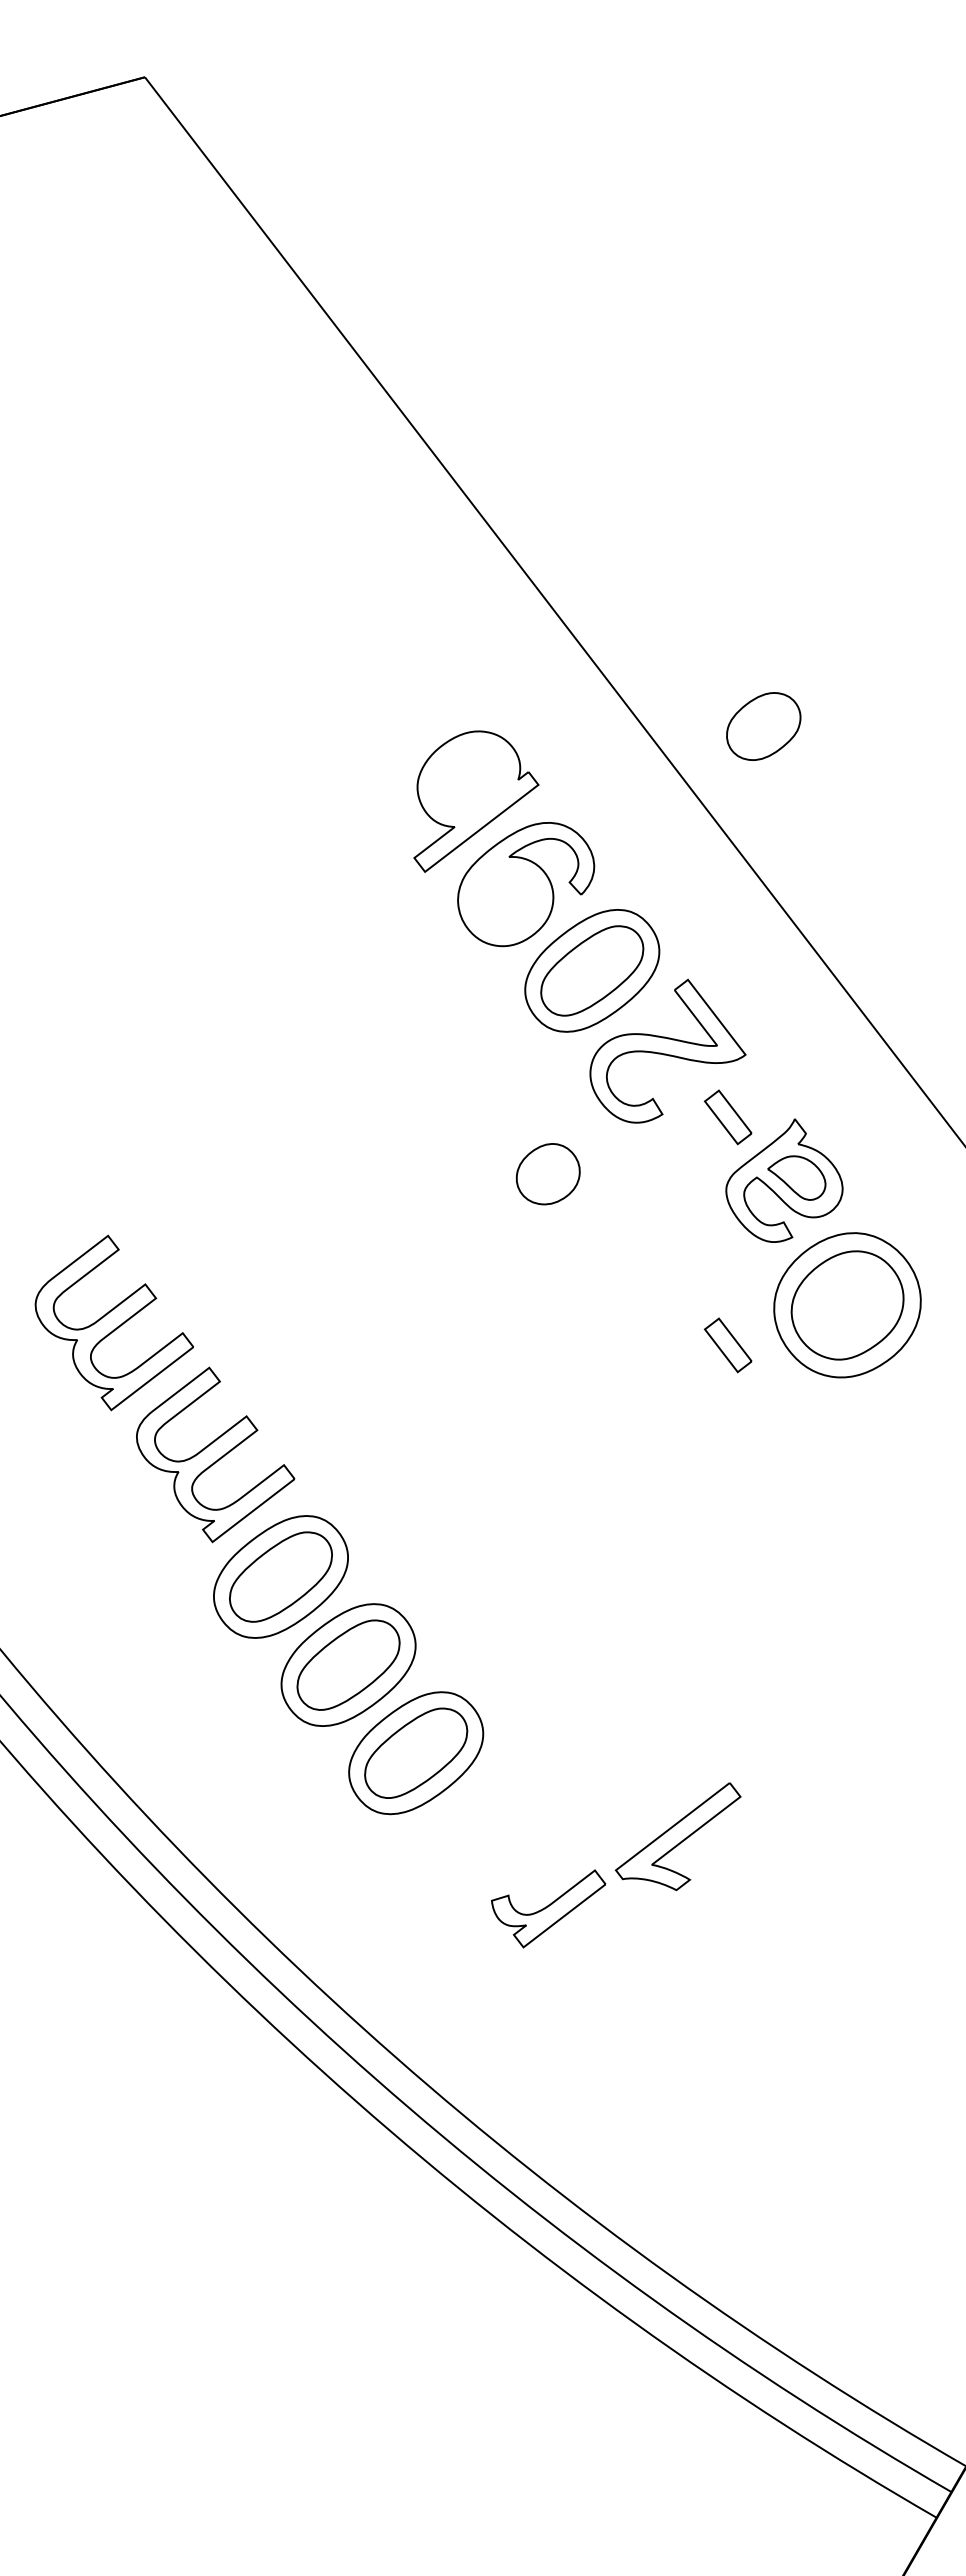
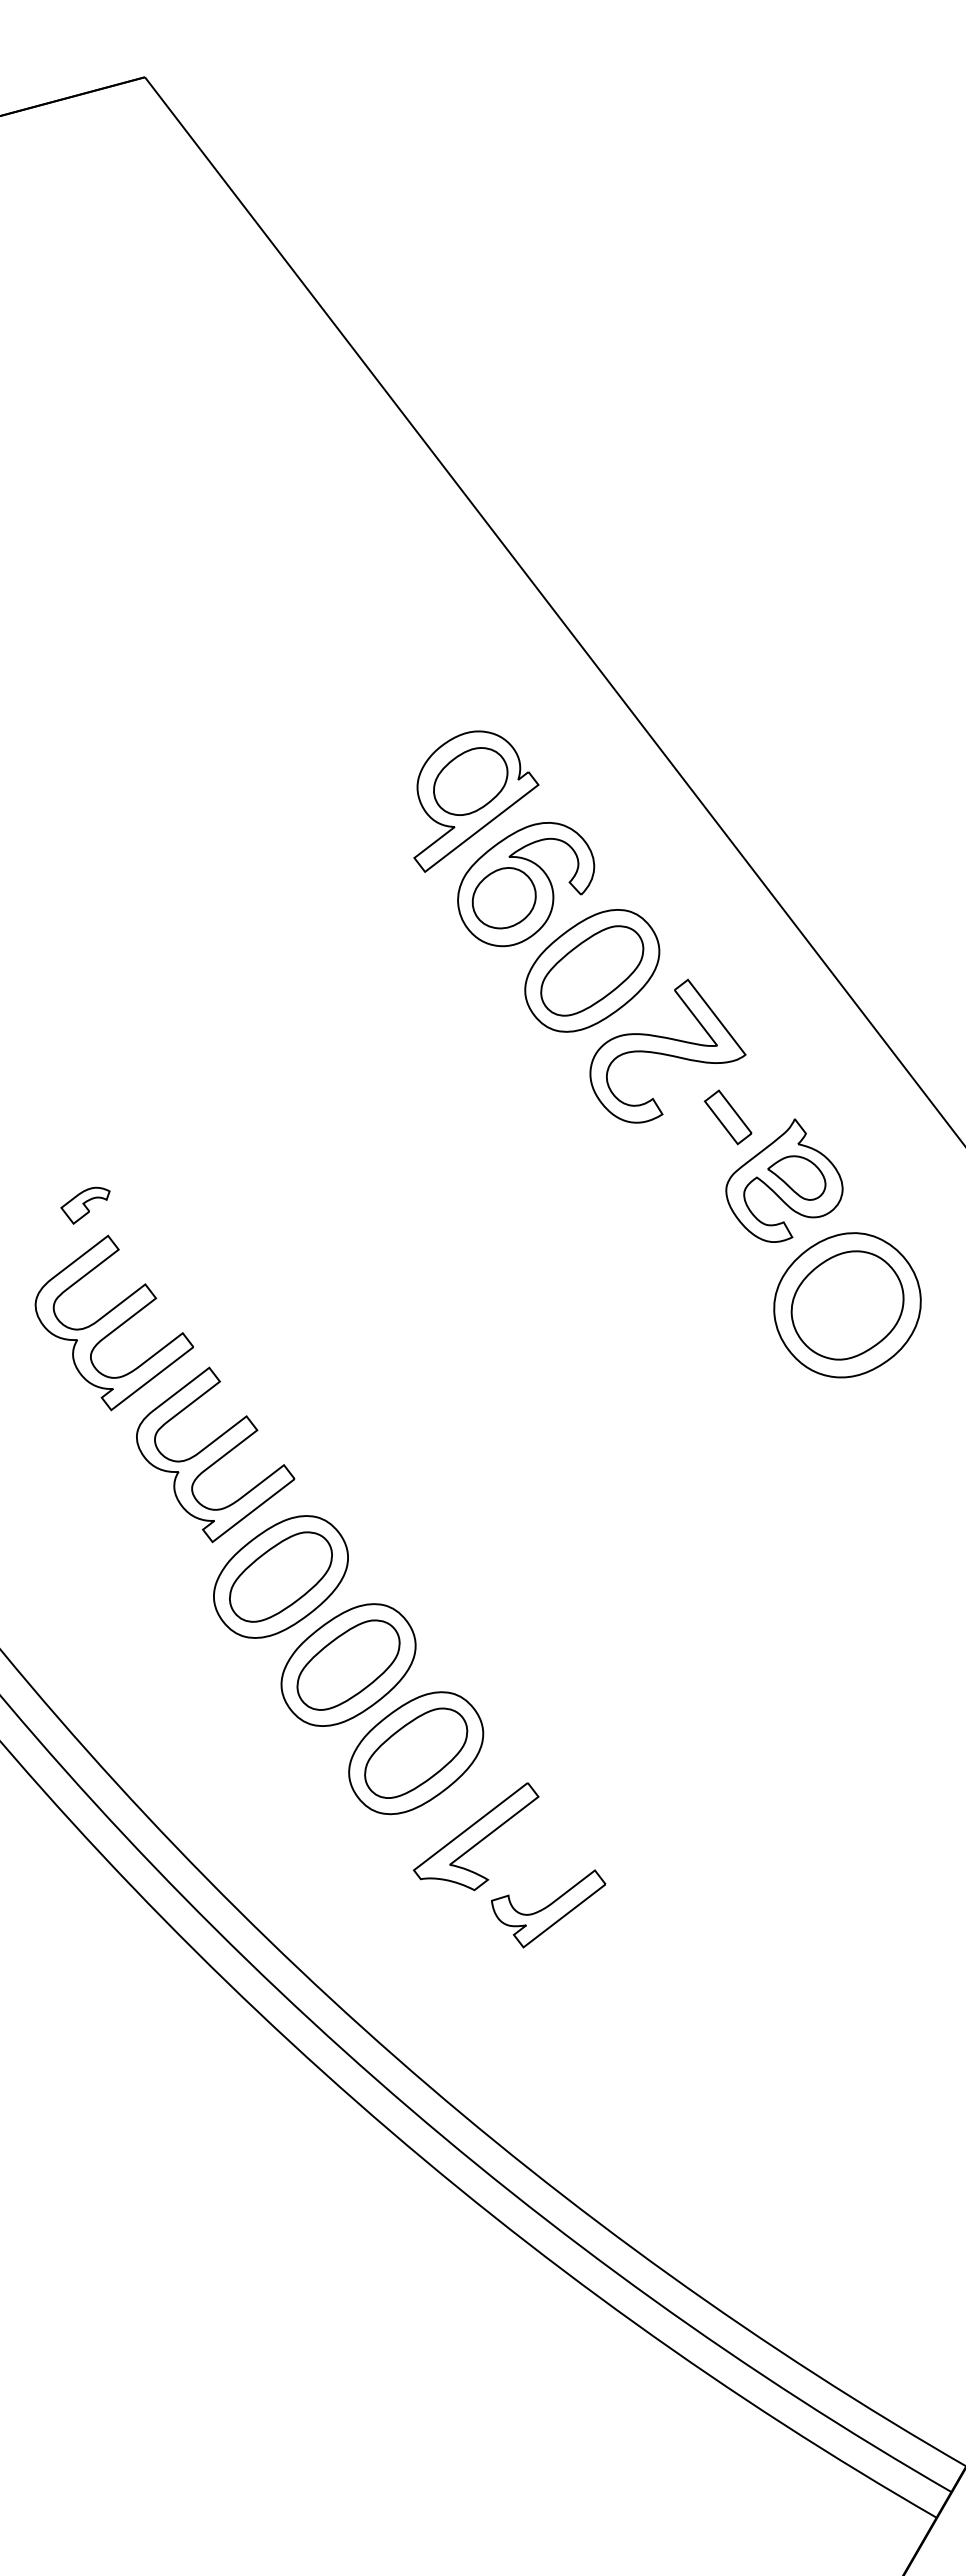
part position: (763, 726) -> (470, 781) (470, 781)
part position: (547, 1174) -> (503, 898) (503, 898)
part: none -> present (85, 1205)
part: present -> none (727, 1345)
part position: (677, 1836) -> (475, 1836) (475, 1836)
